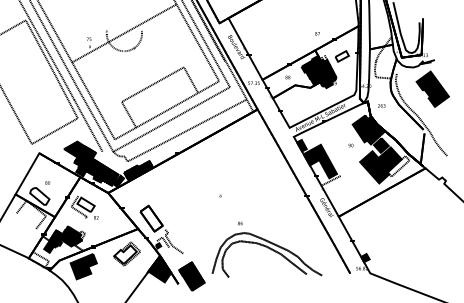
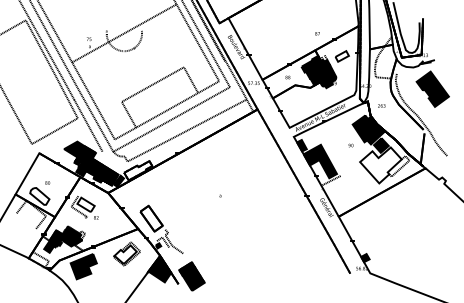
fill: present -> none (380, 165)
fill: present -> none (138, 170)
part: present -> none (266, 249)
